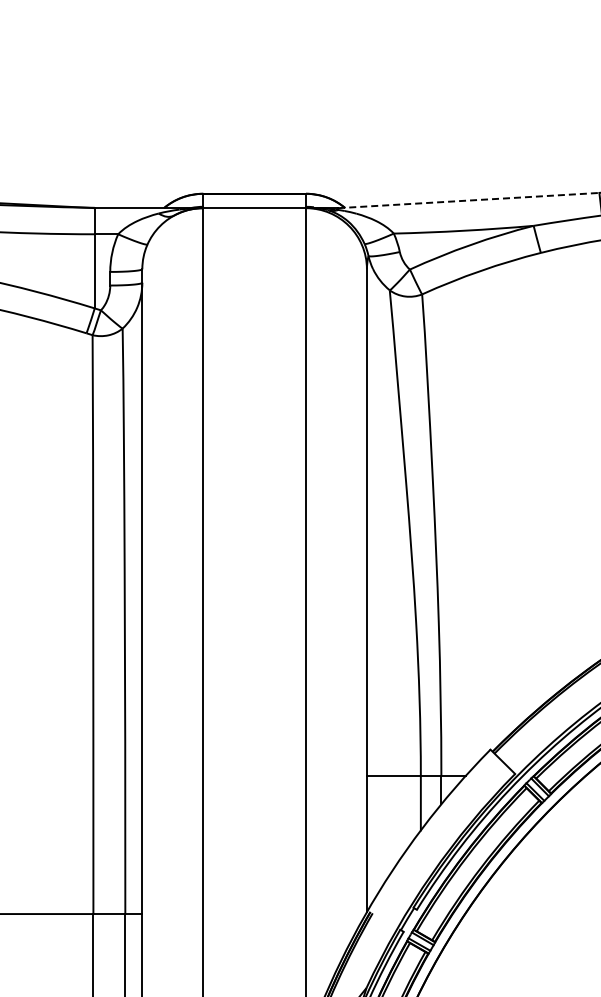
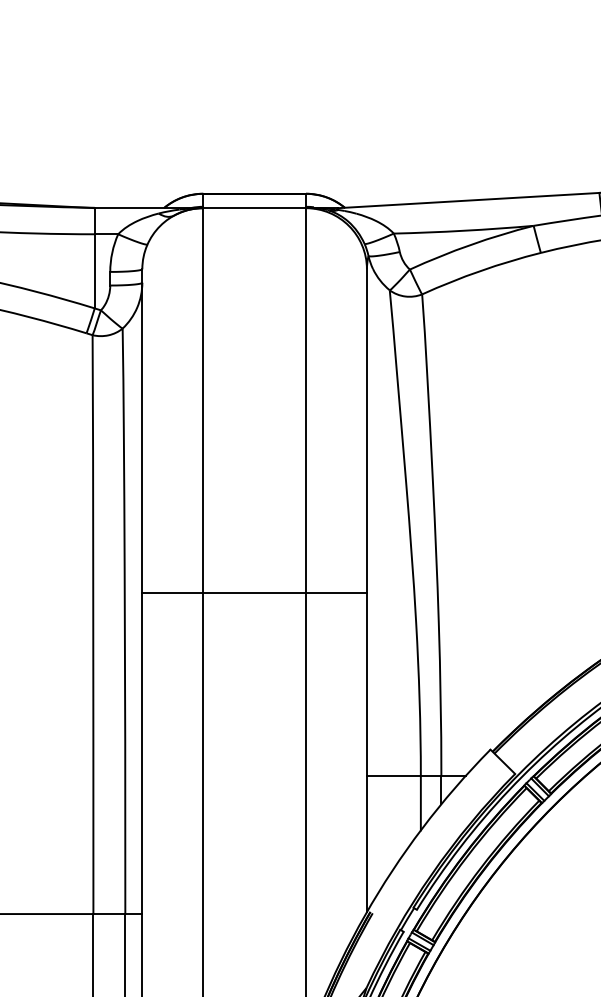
line: dashed -> solid (468, 200)
line: none -> present (254, 593)
